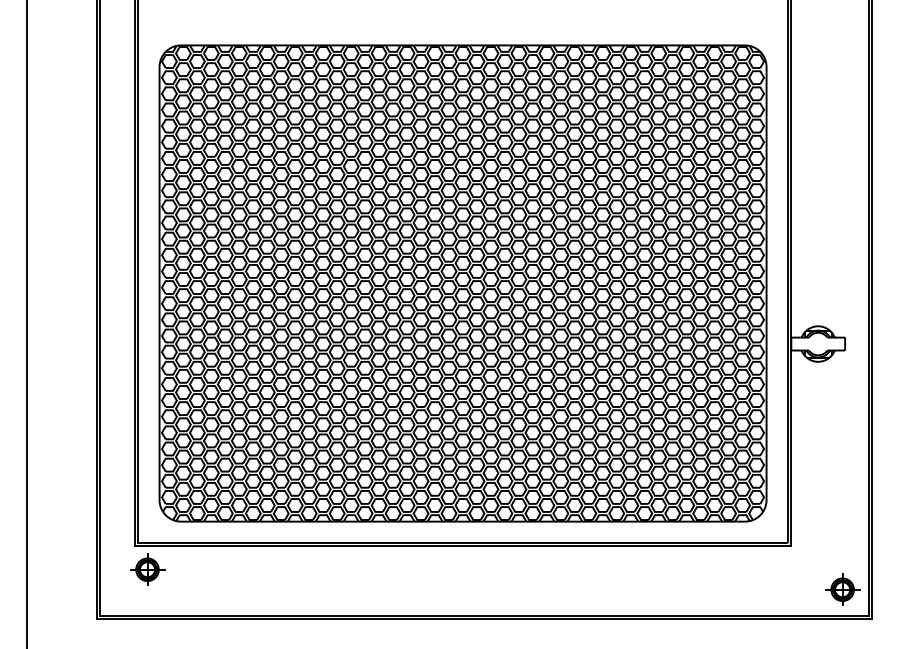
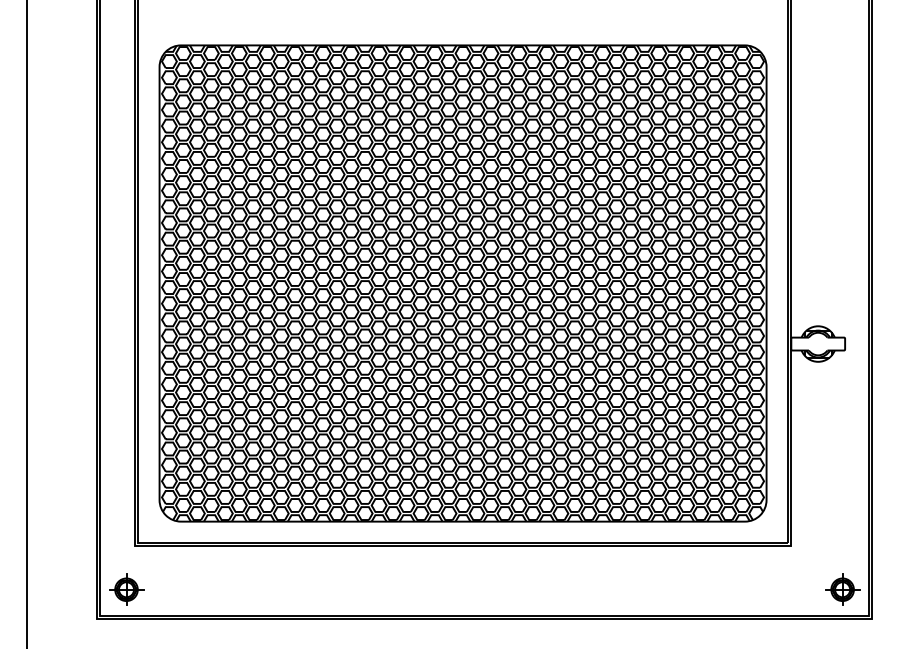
part position: (147, 569) -> (126, 589) (126, 589)
